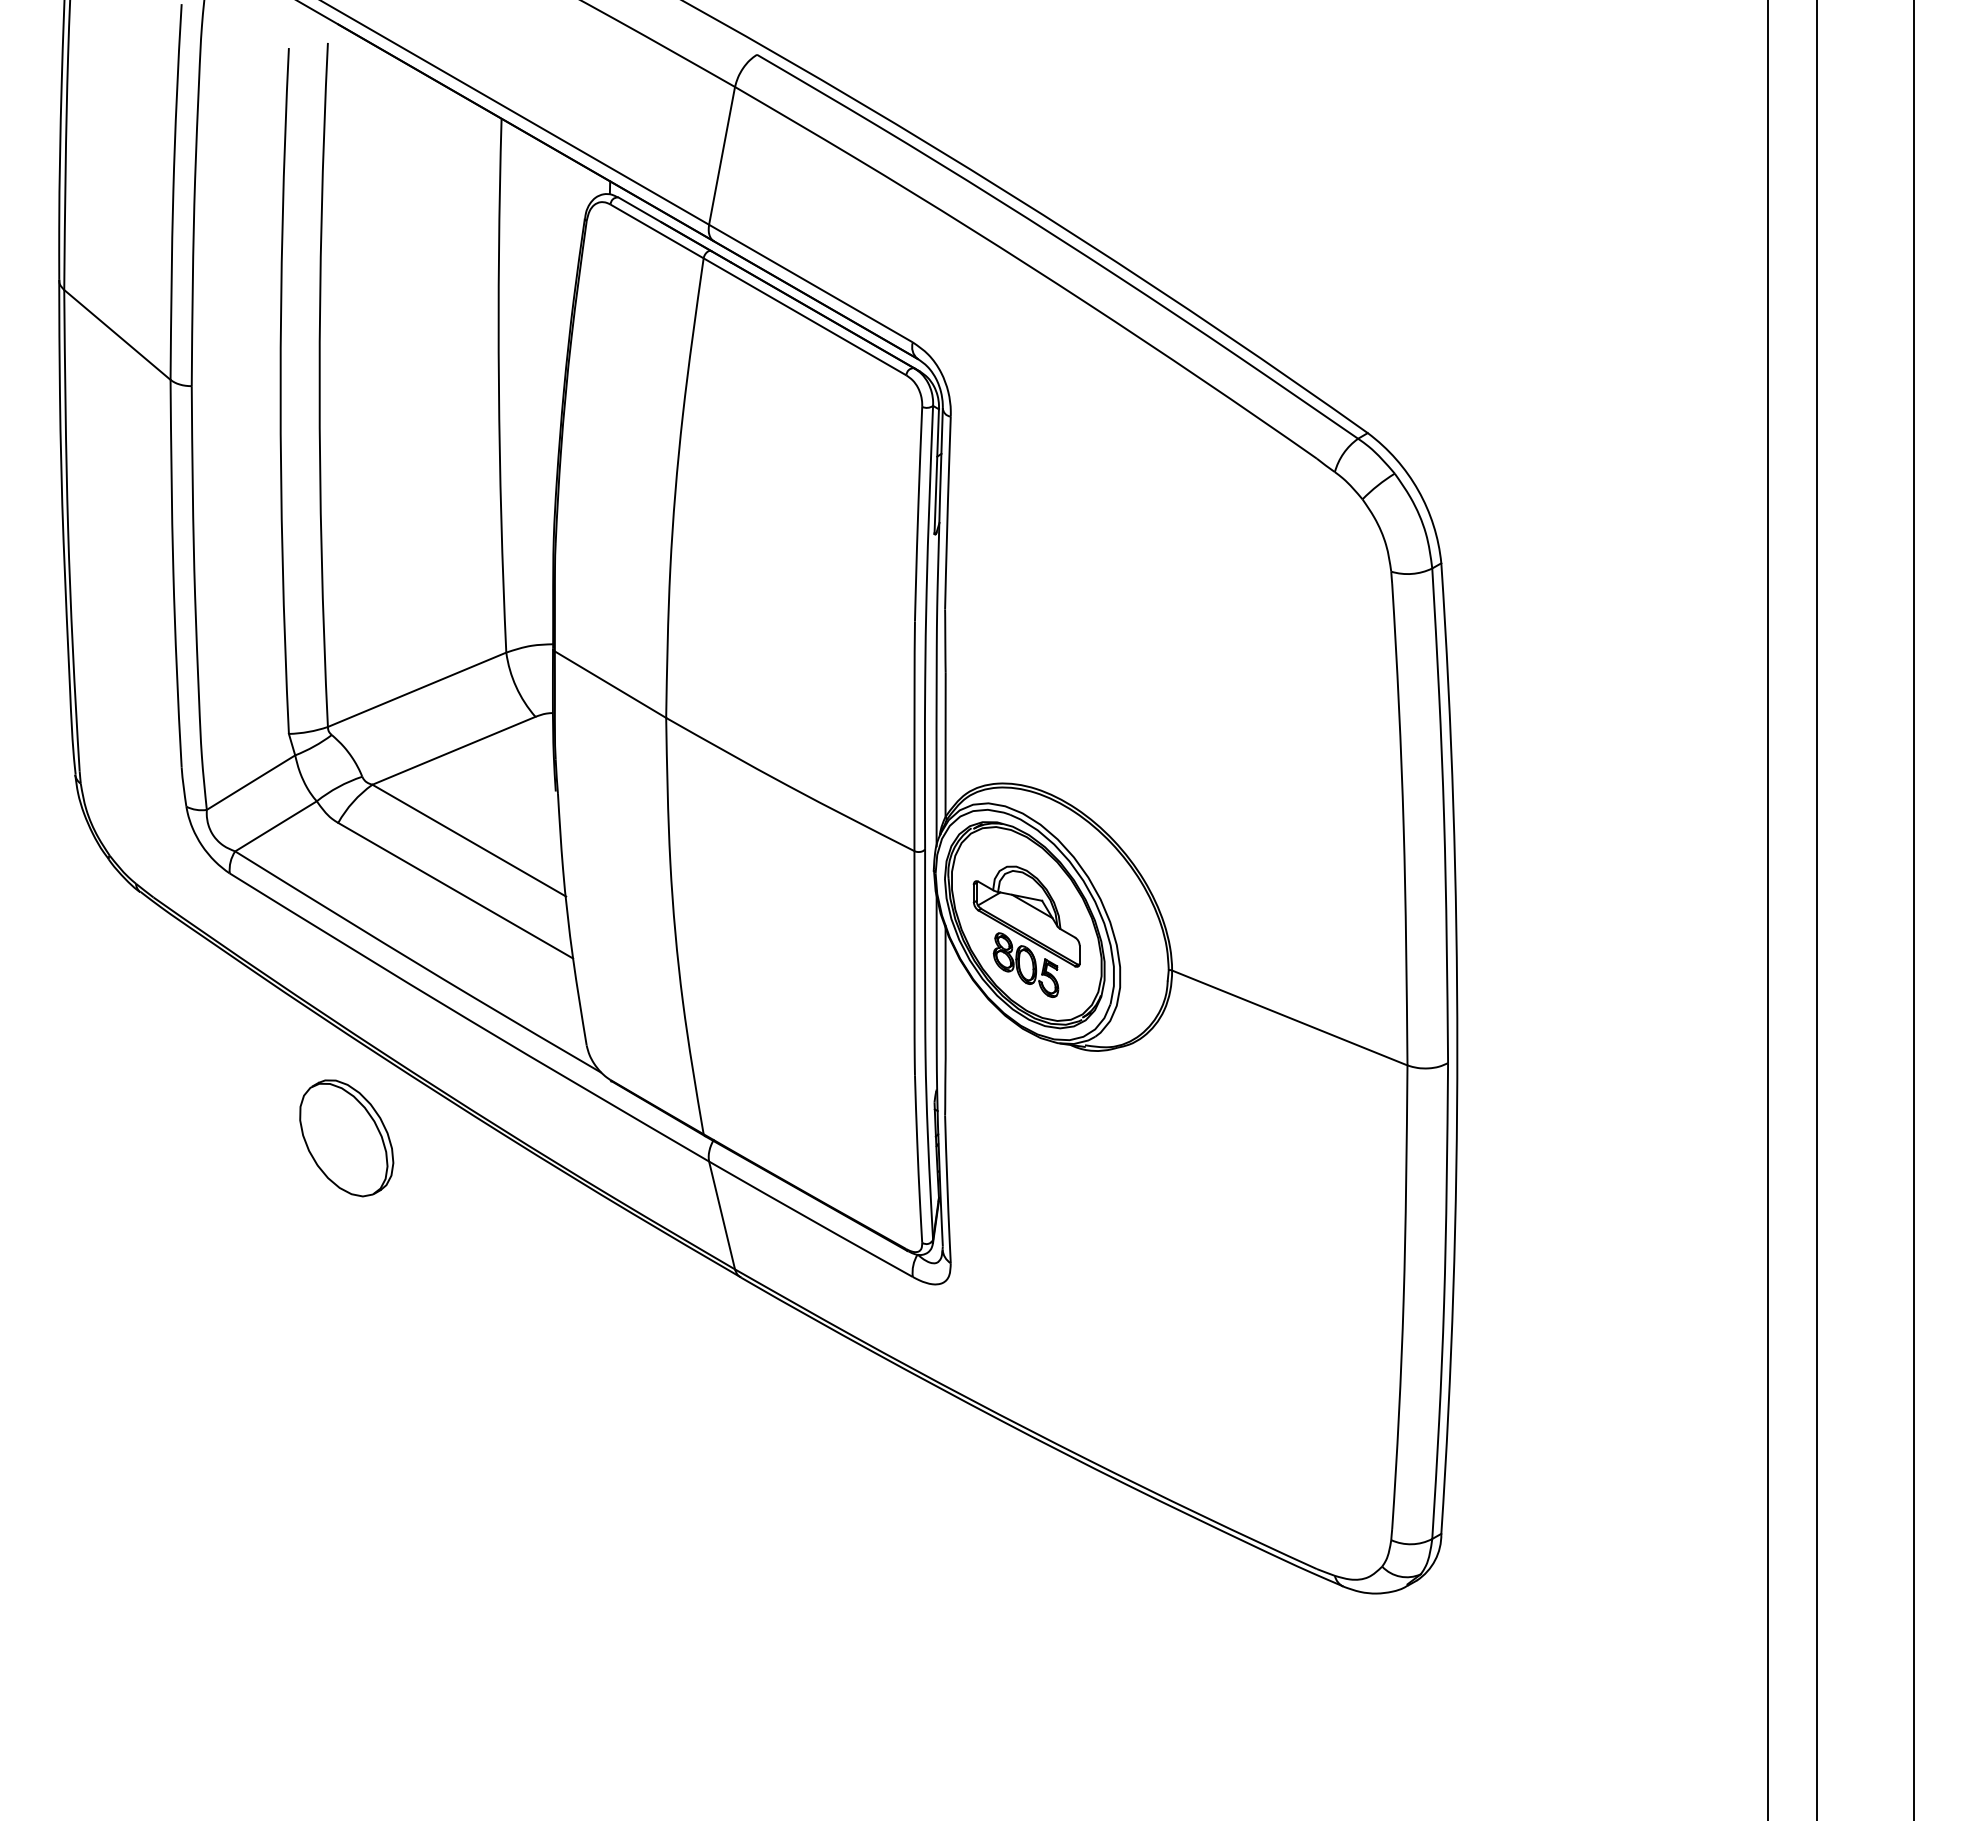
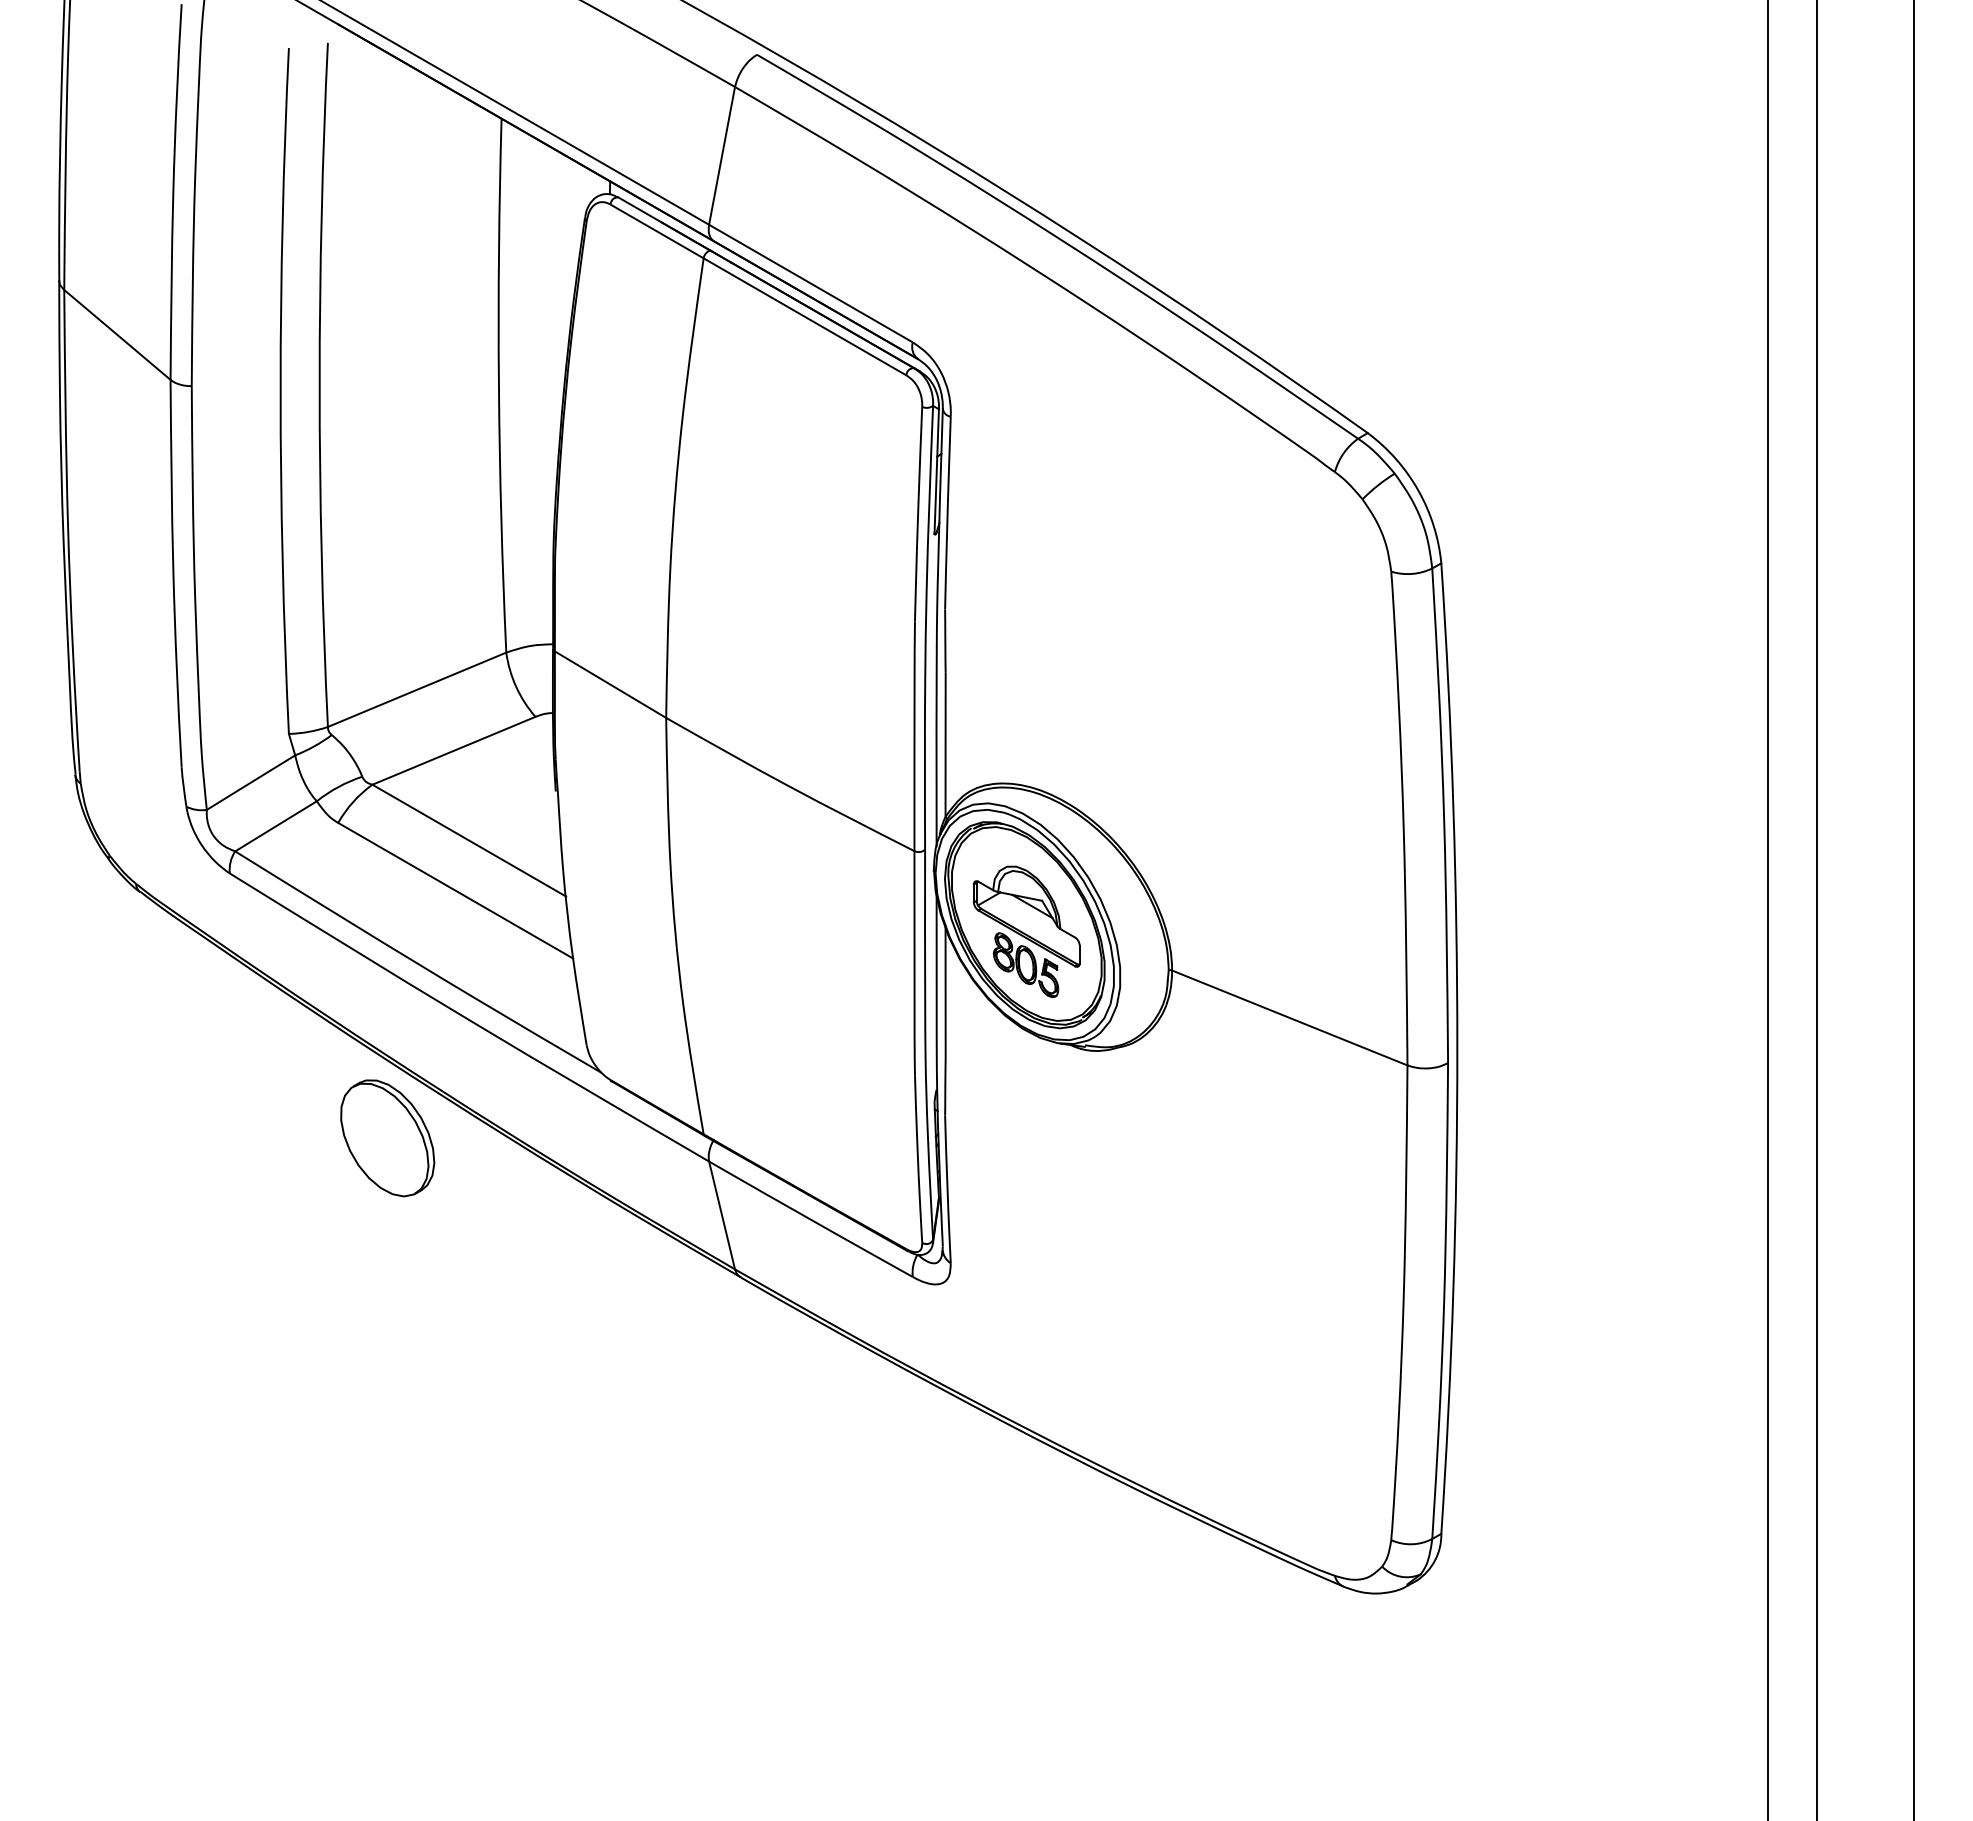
part position: (346, 1138) -> (387, 1138) (387, 1138)
